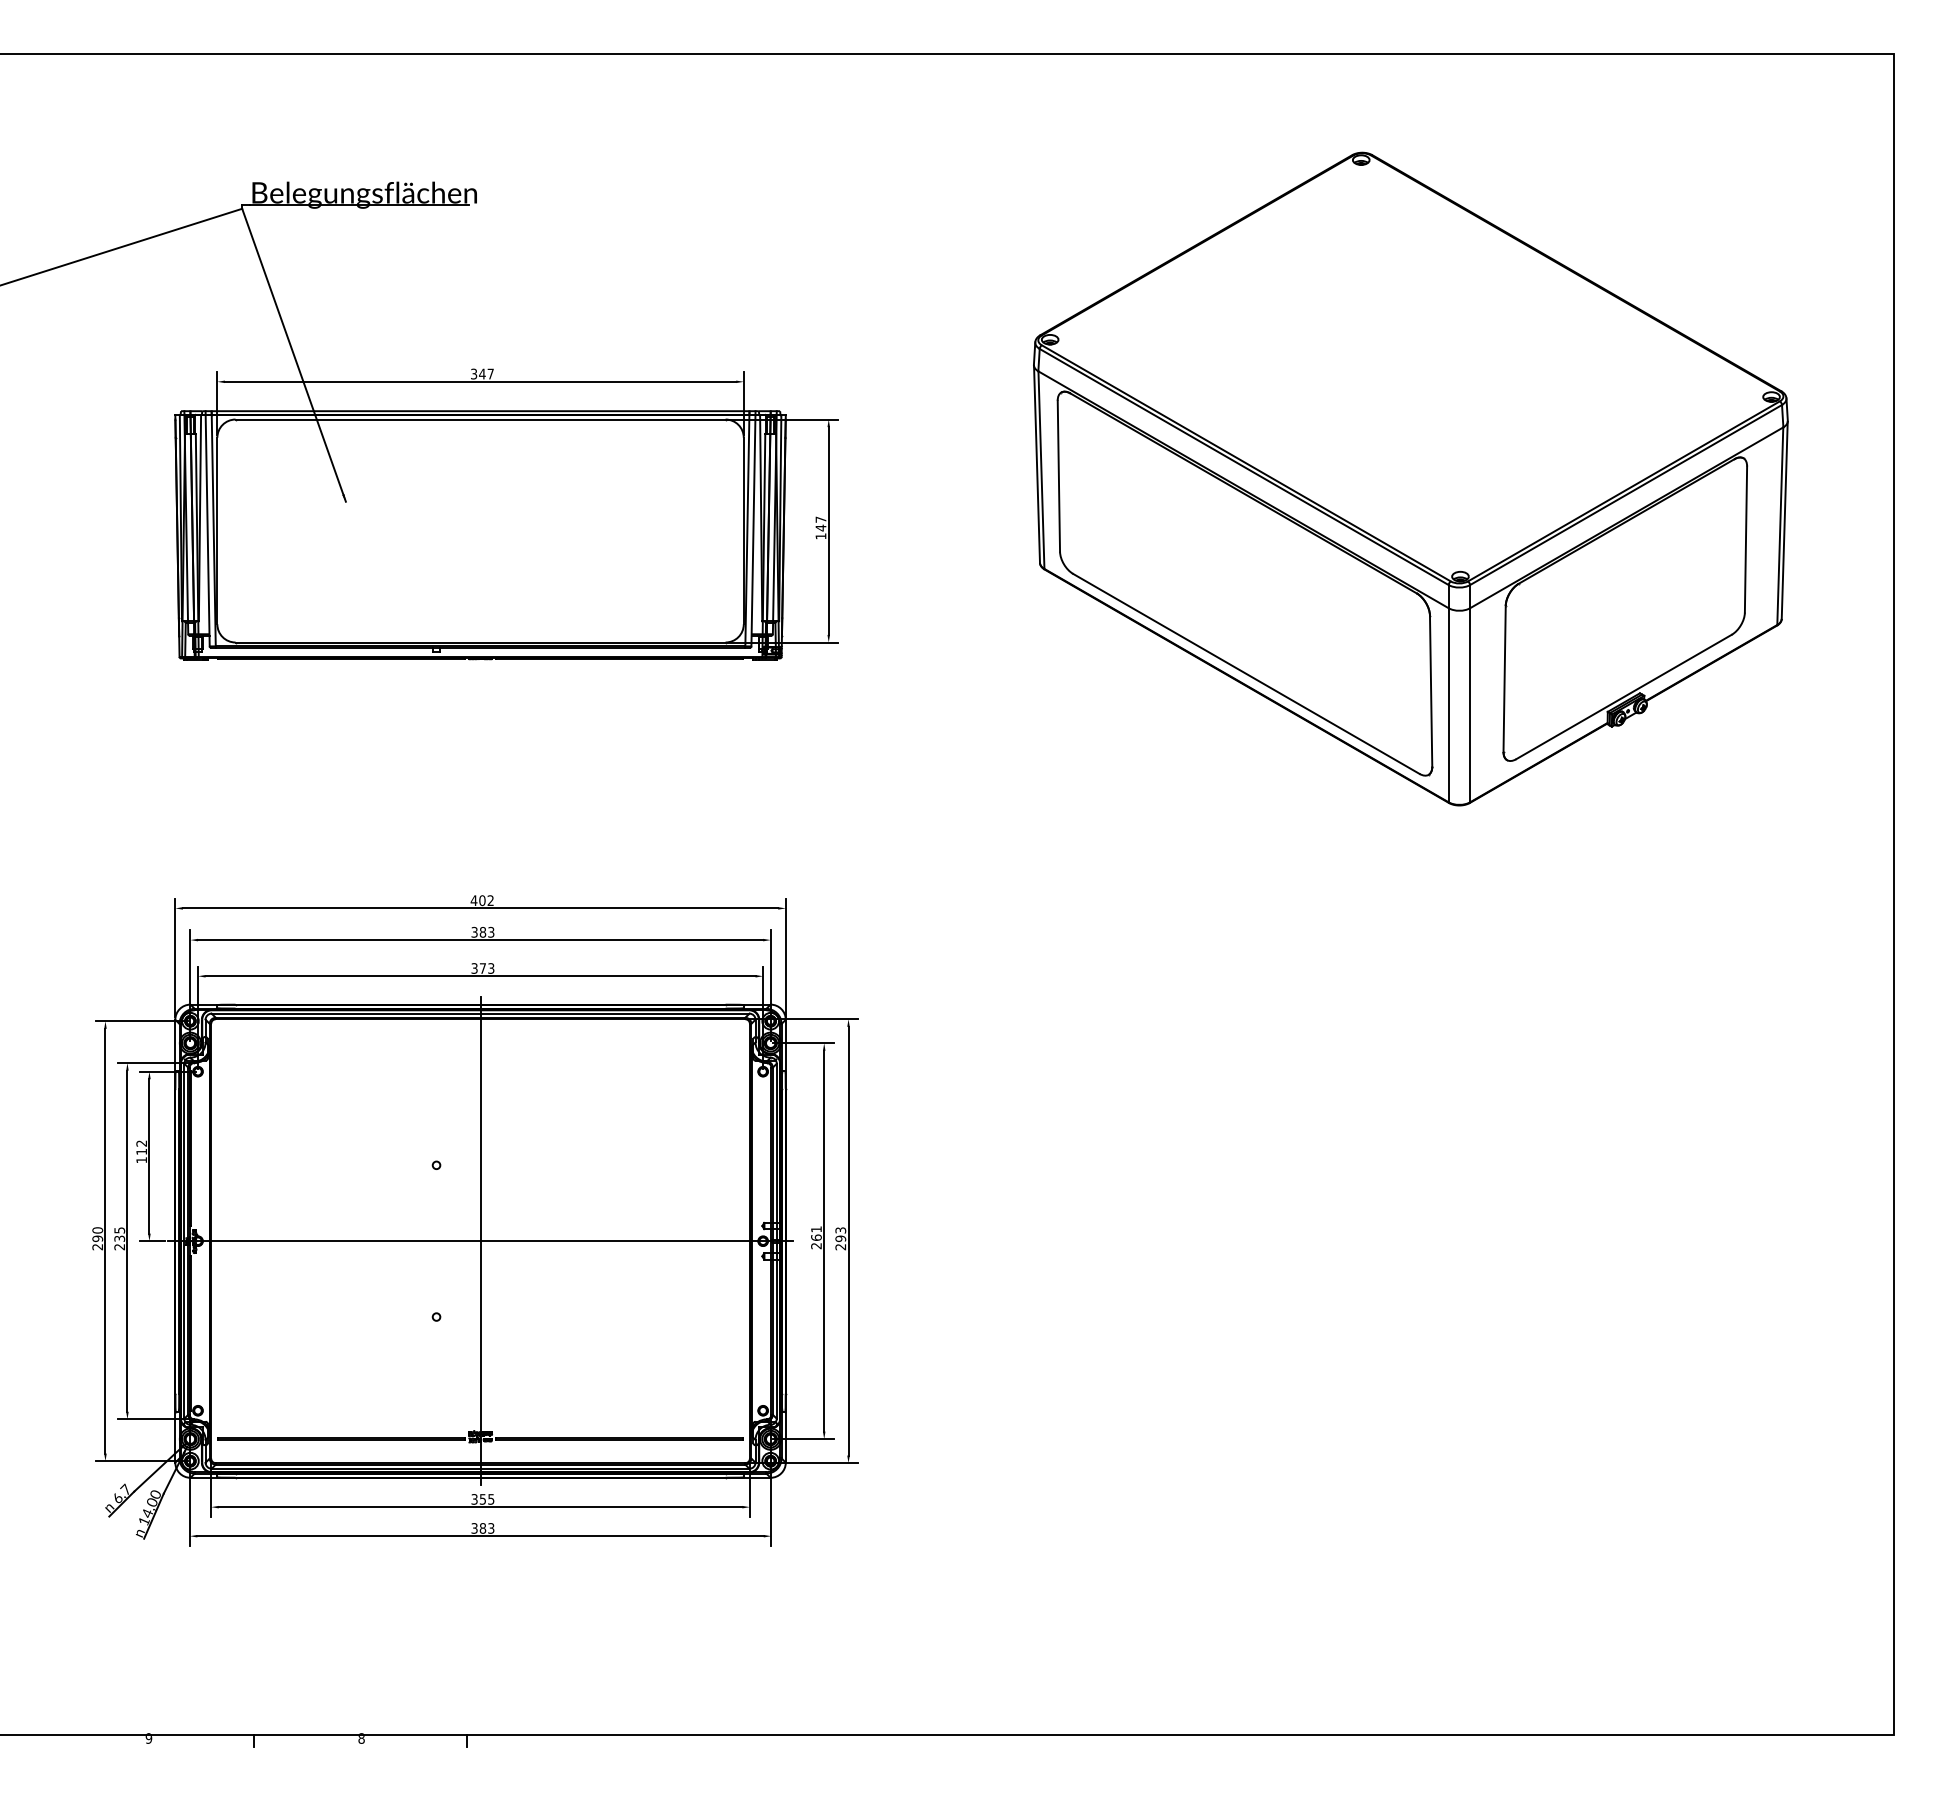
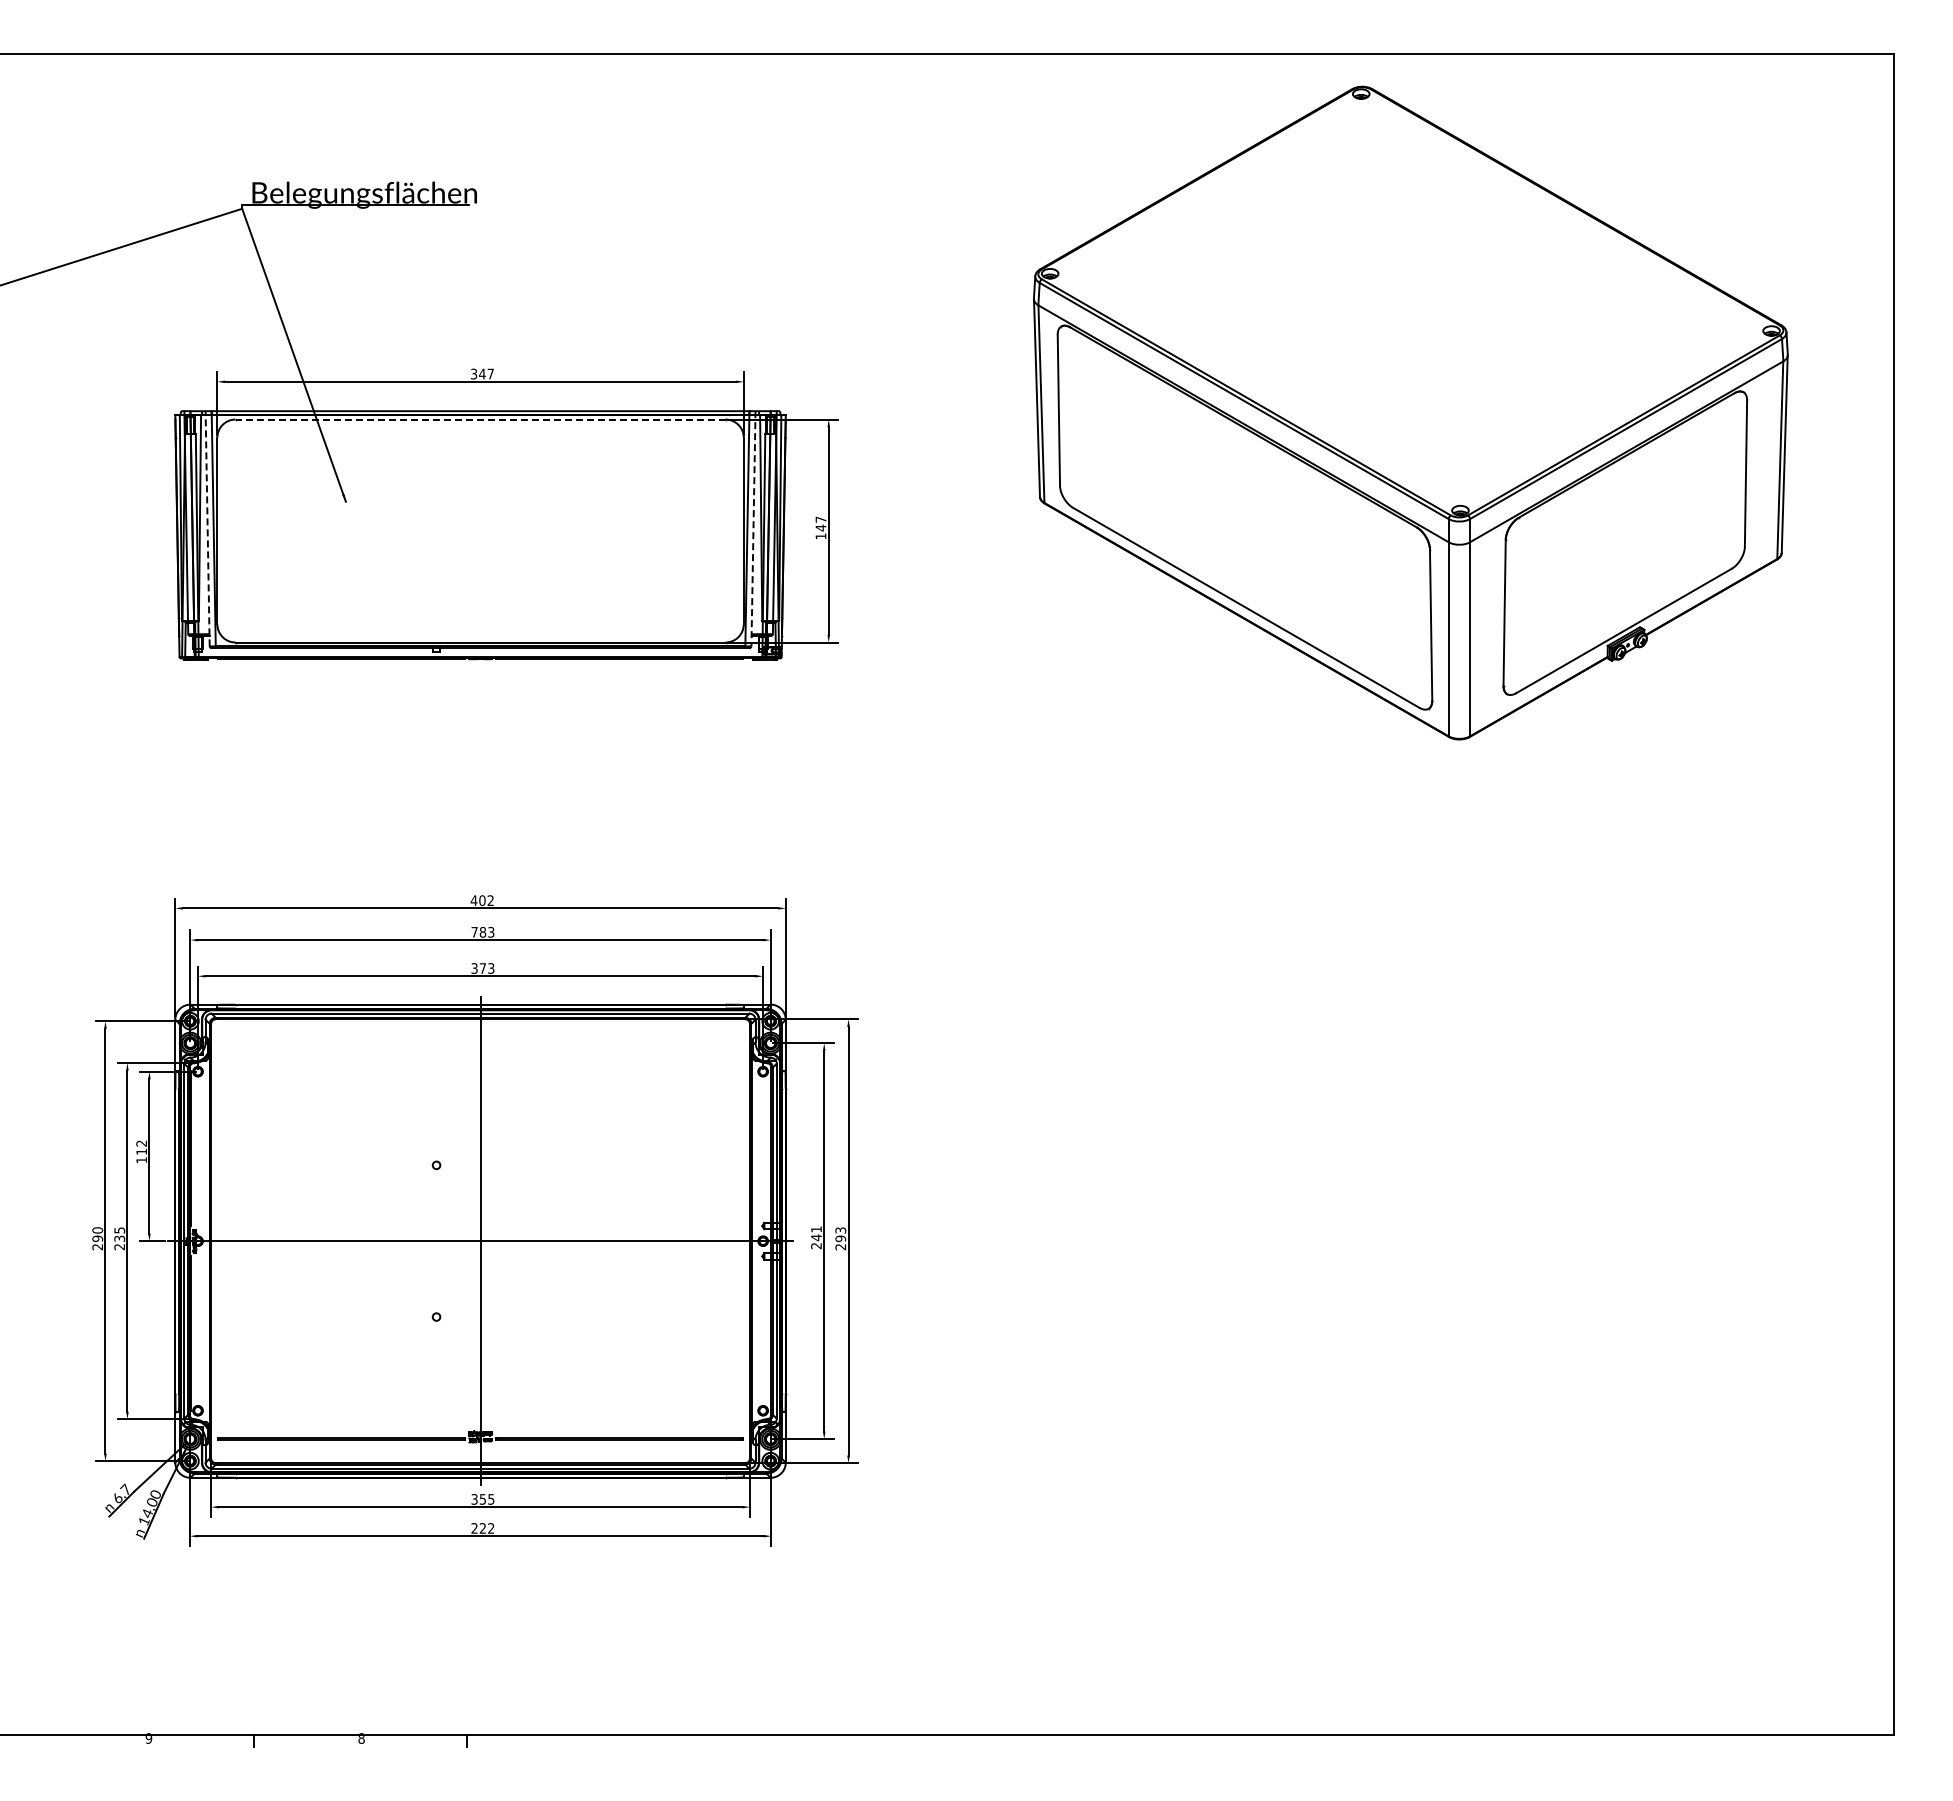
line: solid -> dashed (480, 419)
part position: (1410, 478) -> (1410, 412) (1410, 412)
line: solid -> dashed (207, 528)
line: solid -> dashed (753, 528)
text: 383 -> 783 (474, 931)
text: 261 -> 241 (816, 1237)
text: 383 -> 222 (482, 1528)
